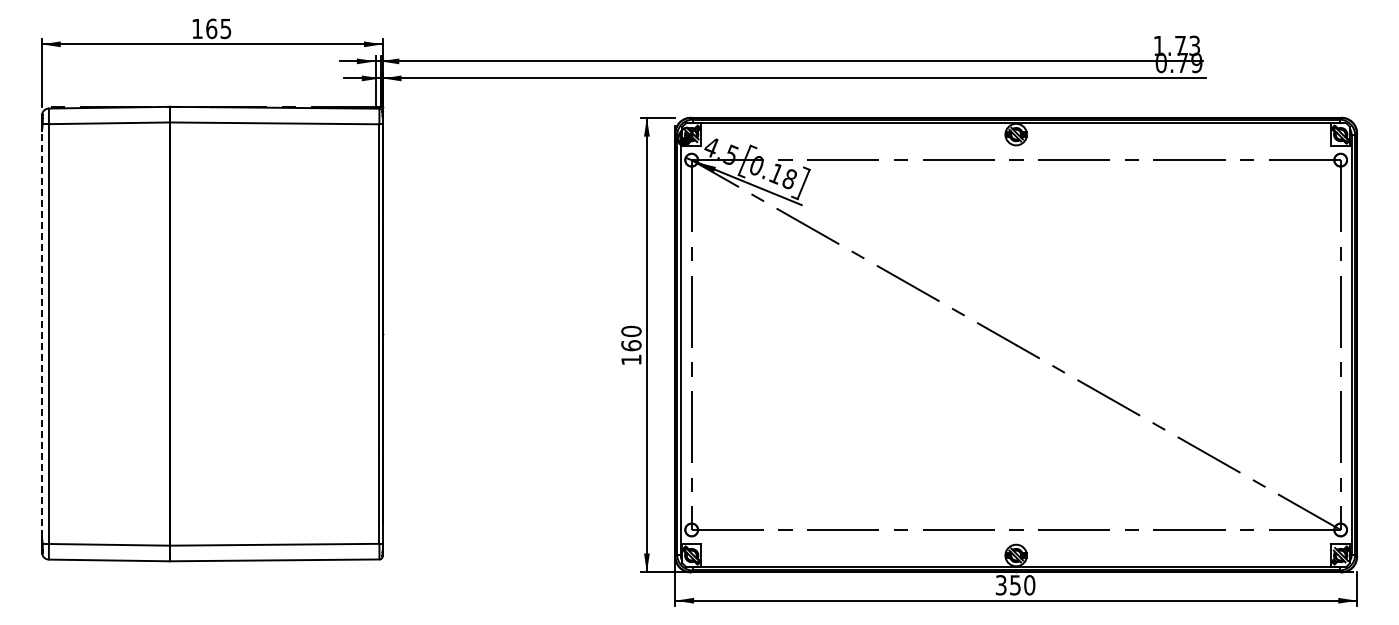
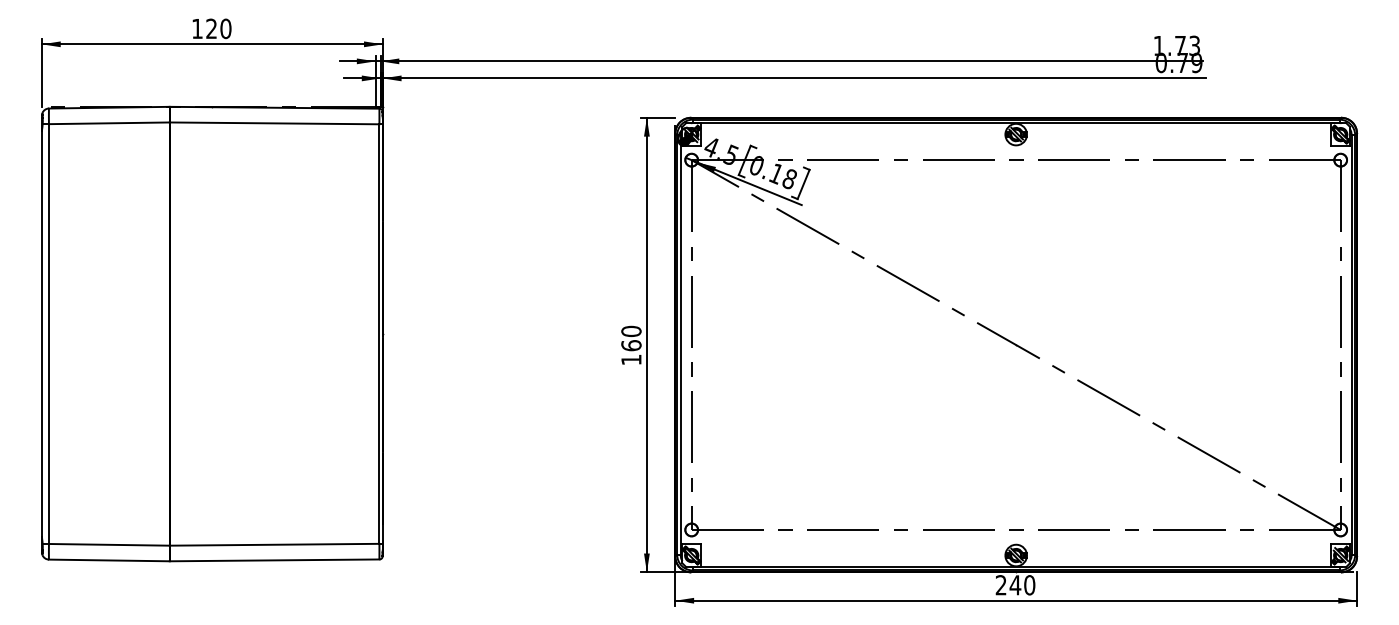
text: 165 -> 120 (218, 28)
line: dashed -> solid (41, 334)
text: 350 -> 240 (1008, 585)
